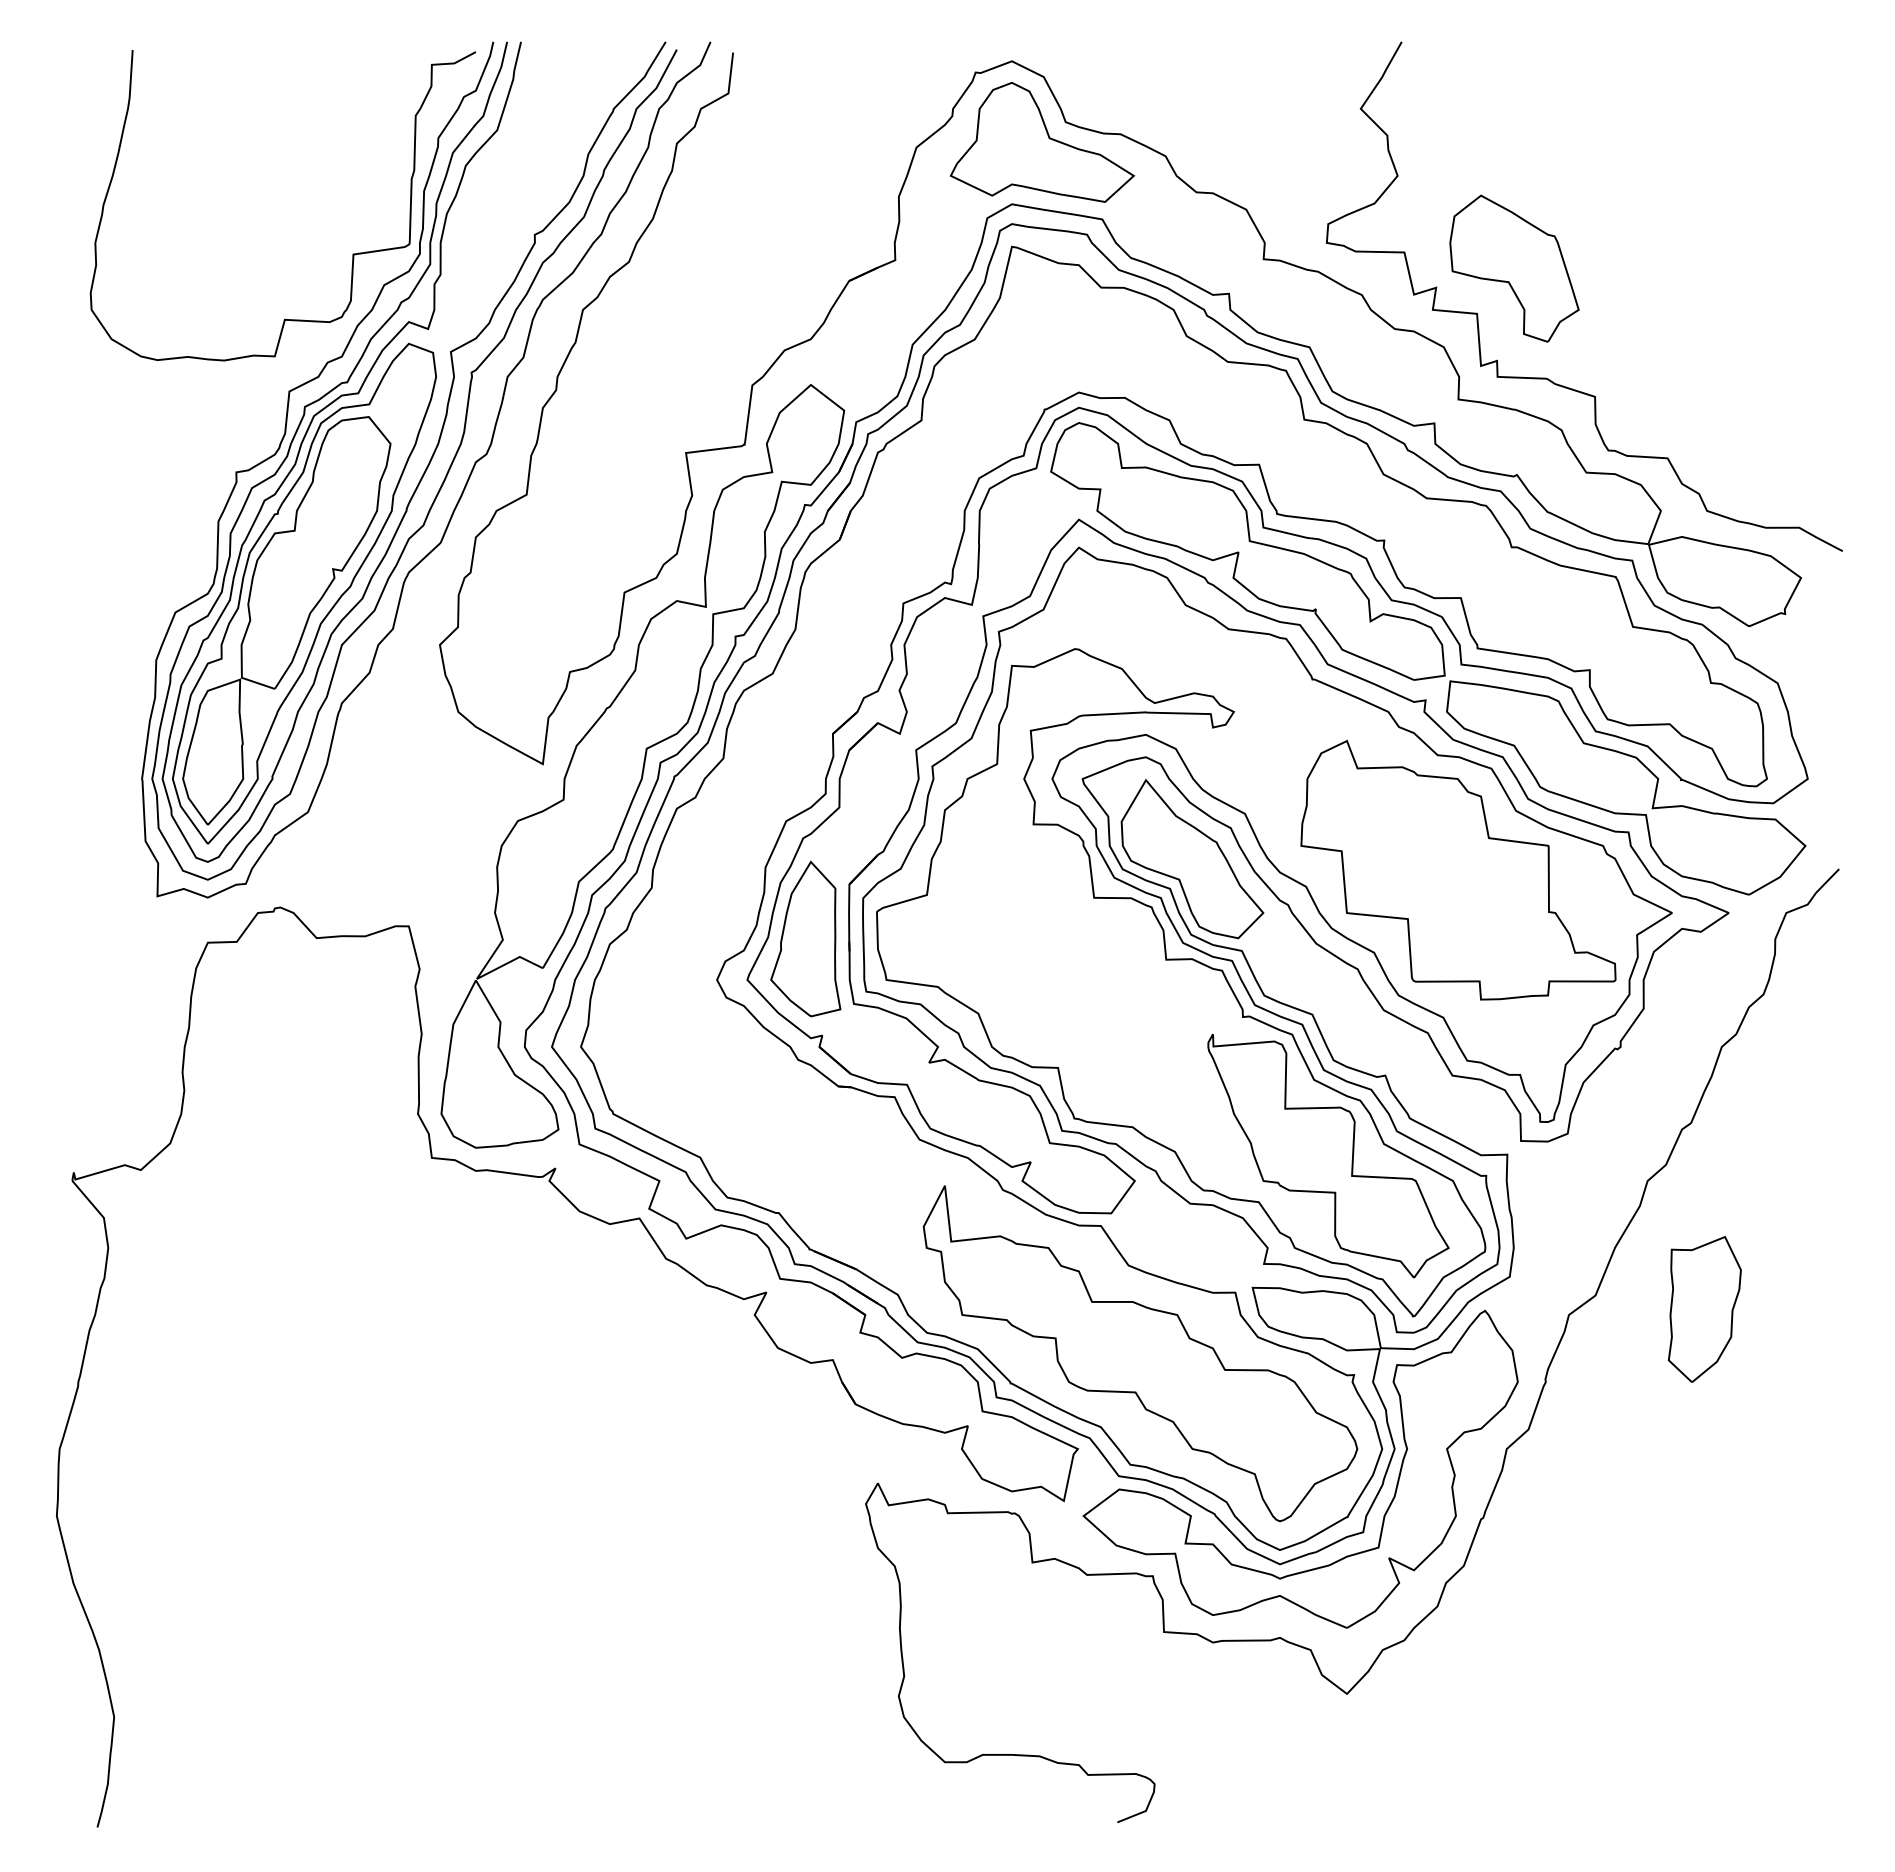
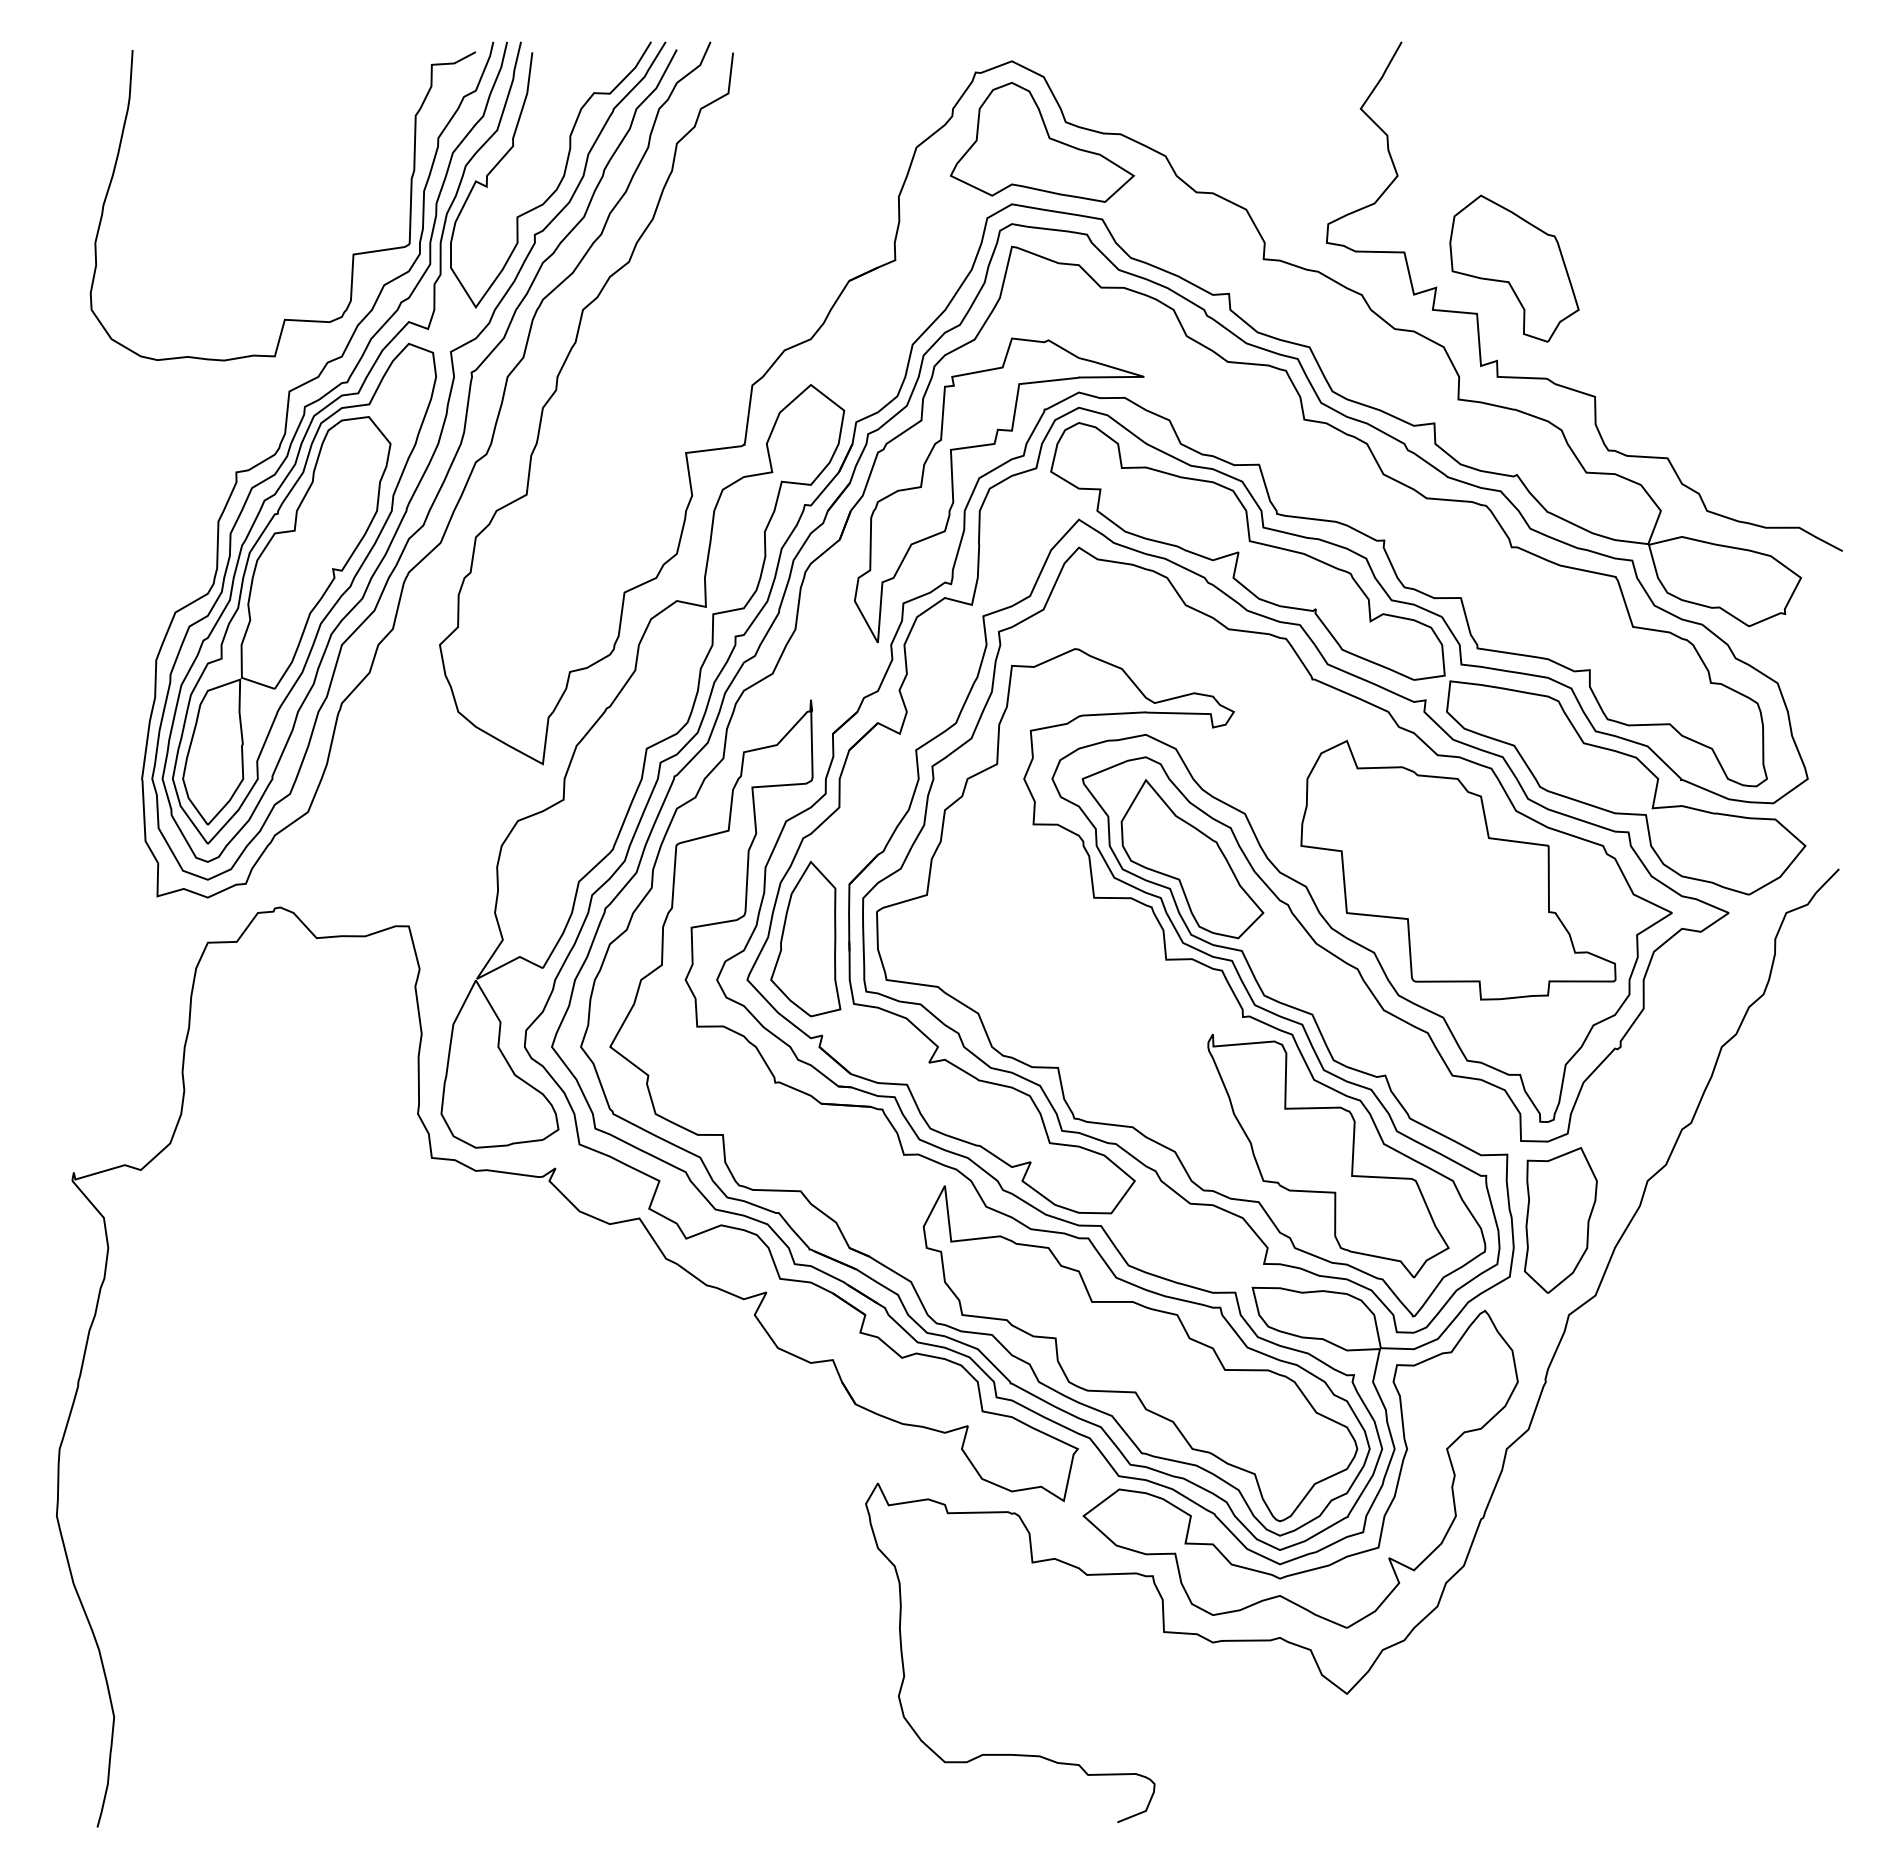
curve: none -> present (560, 180)
part: none -> present (992, 445)
part: none -> present (958, 1169)
part position: (1704, 1309) -> (1560, 1220) (1560, 1220)
